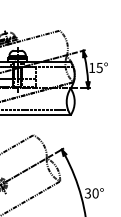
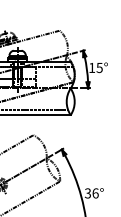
text: 30° -> 36° (95, 193)
